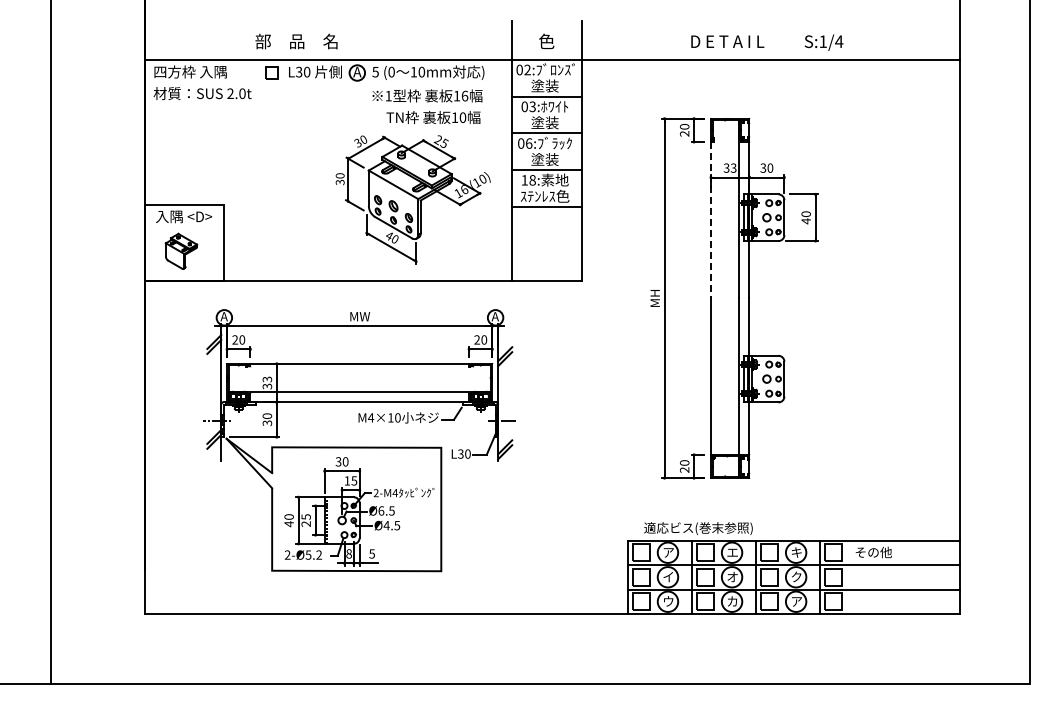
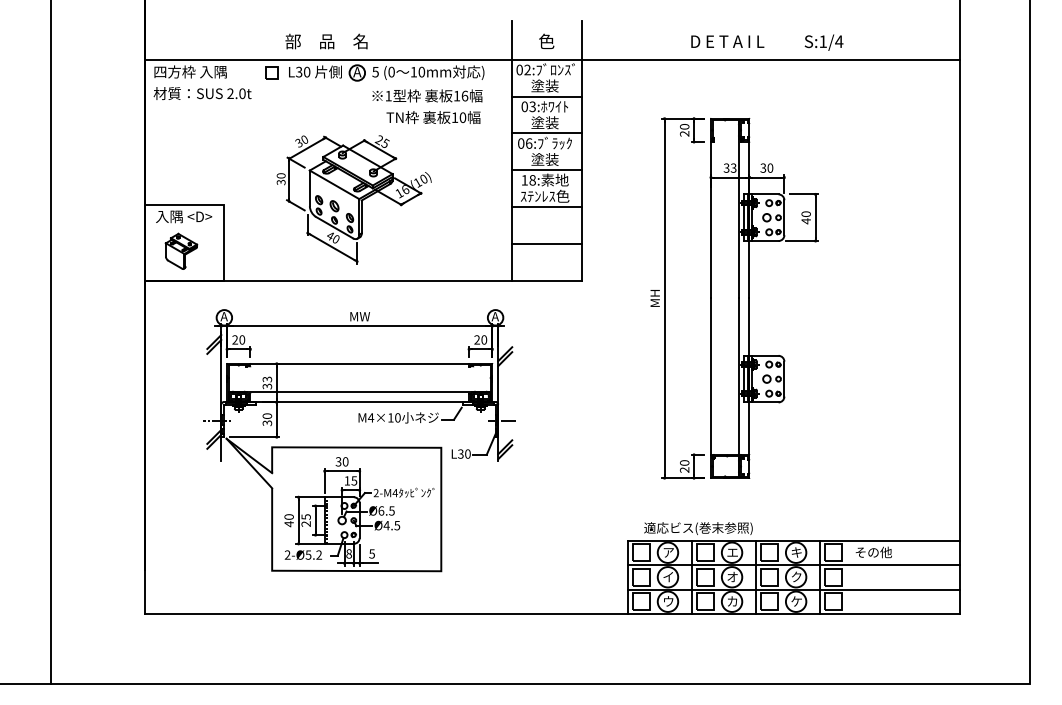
text position: (296, 41) -> (326, 41) (326, 41)
part position: (412, 199) -> (353, 199) (353, 199)
line: dashed -> solid (710, 220)
line: none -> present (546, 243)
text: ア -> ケ (796, 601)
